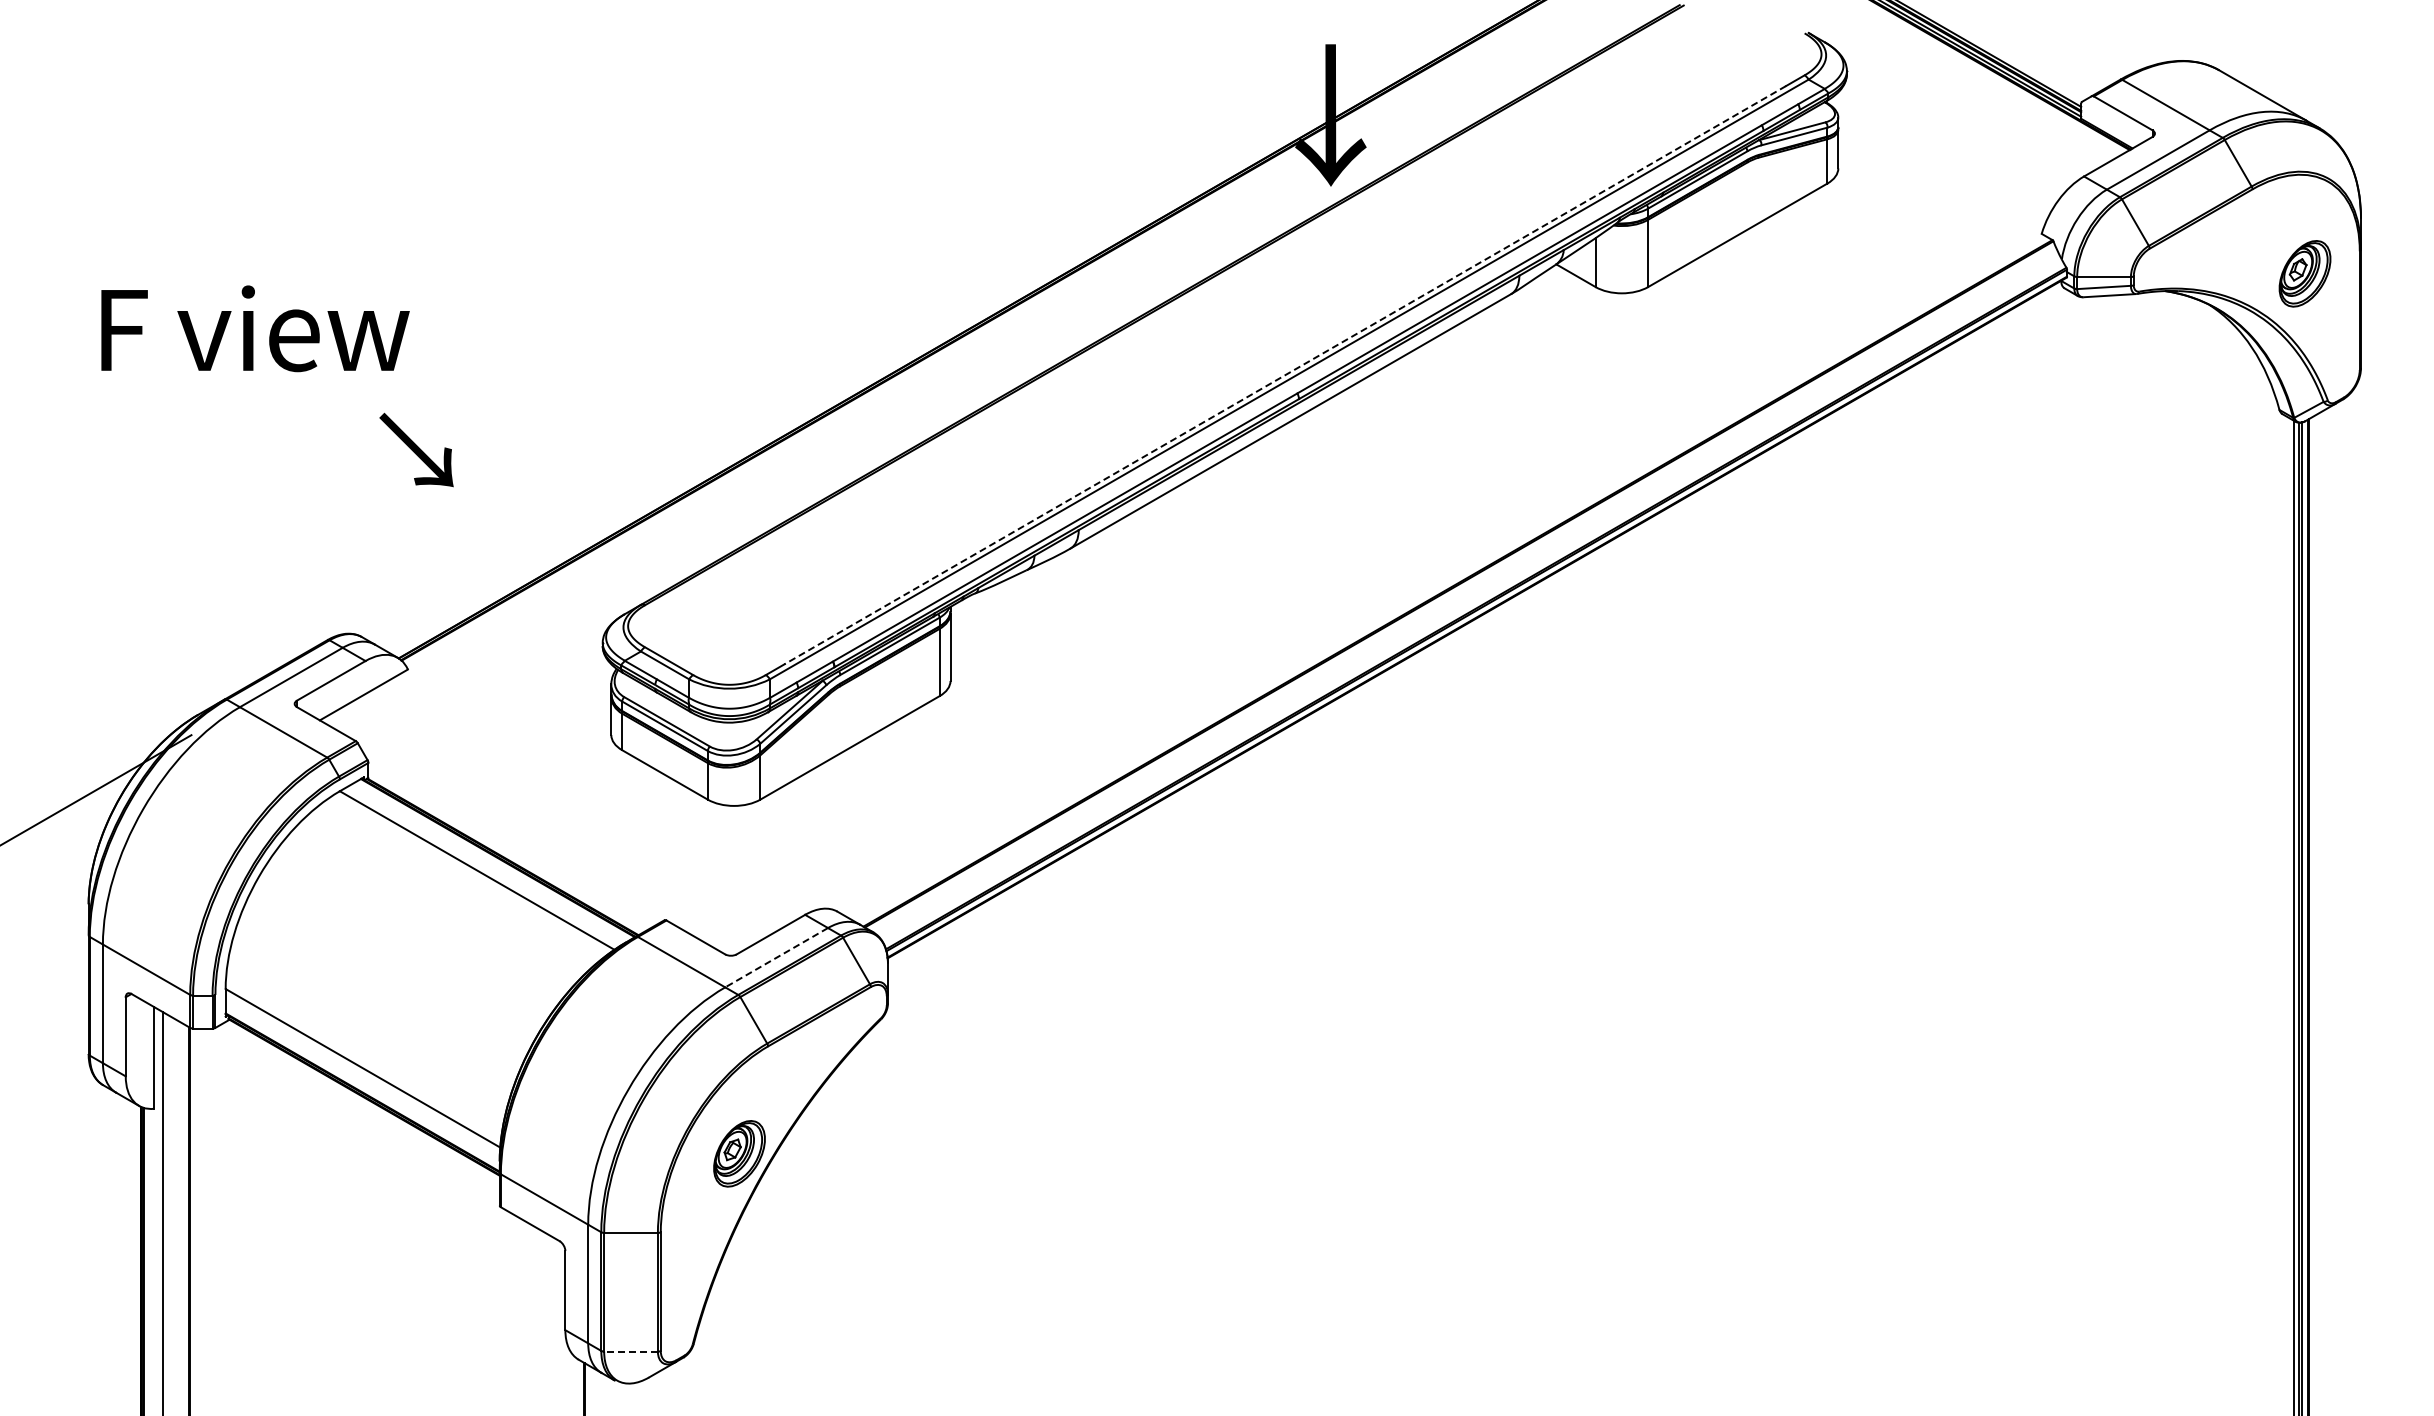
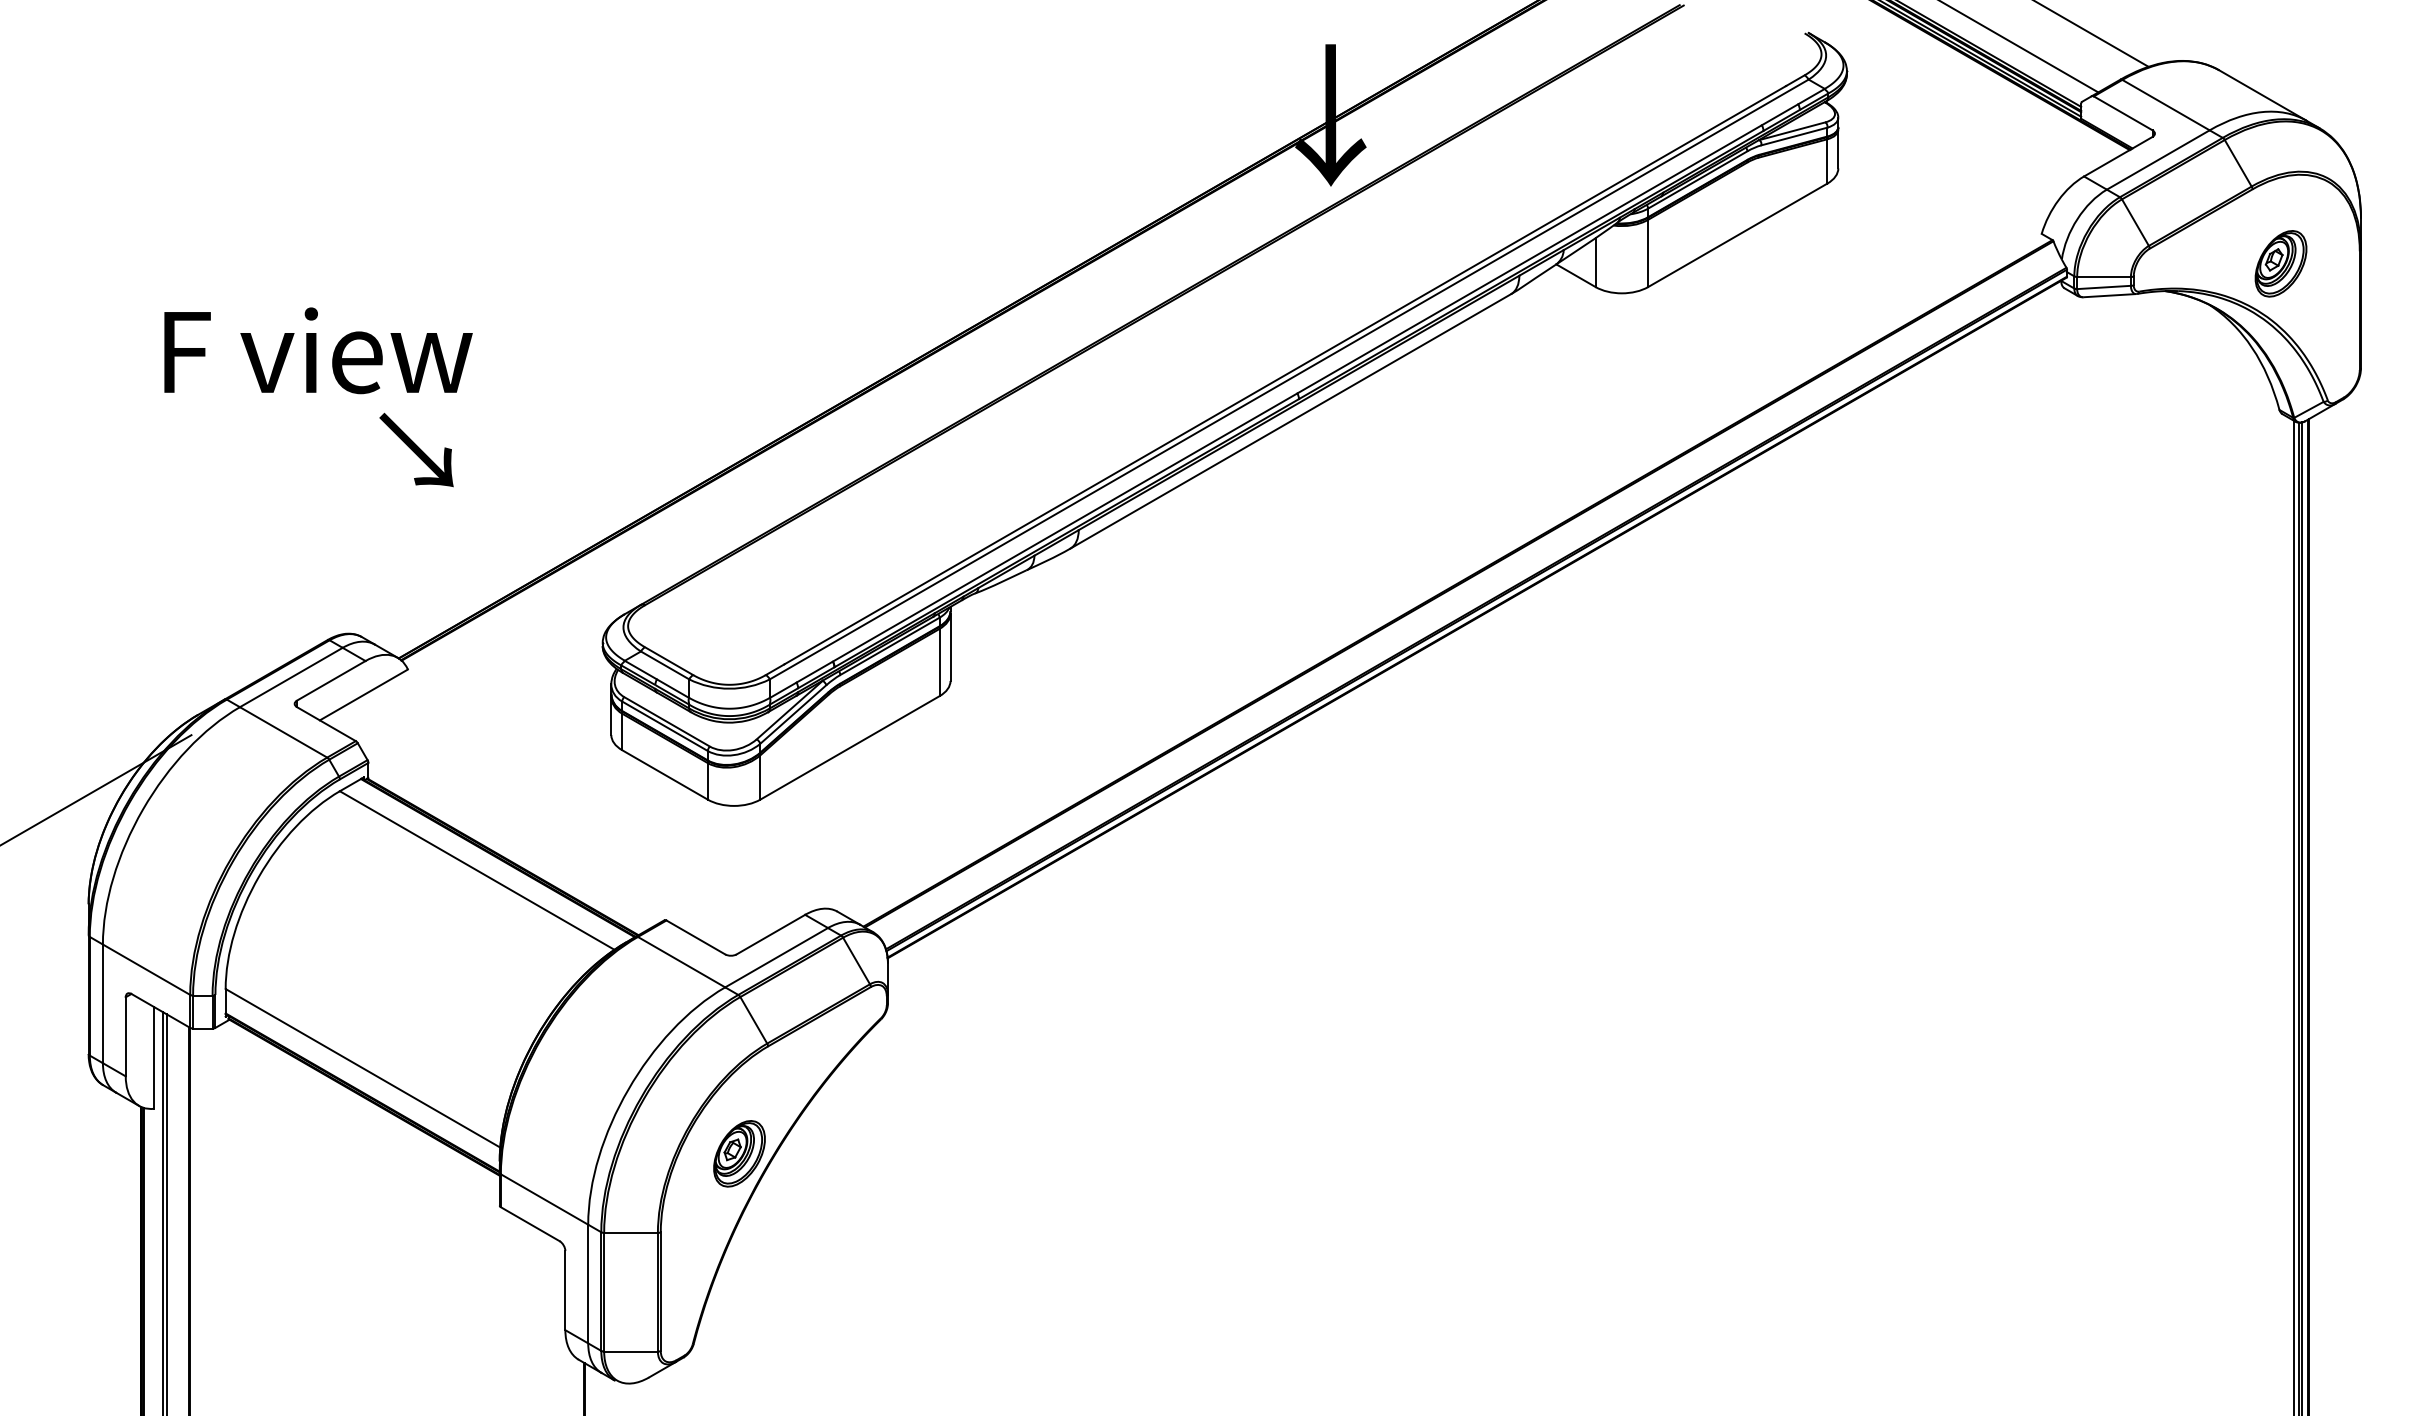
line: none -> present (2092, 34)
line: none -> present (2020, 47)
part position: (2304, 273) -> (2280, 263) (2280, 263)
text position: (255, 328) -> (318, 350) (318, 350)
line: dashed -> solid (1284, 375)
line: dashed -> solid (776, 957)
line: none -> present (166, 1213)
line: dashed -> solid (631, 1351)
